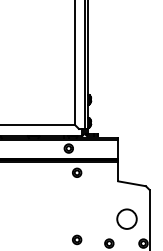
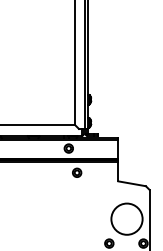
circle diameter: 20 px -> 31 px (126, 218)
part: present -> none (77, 239)
